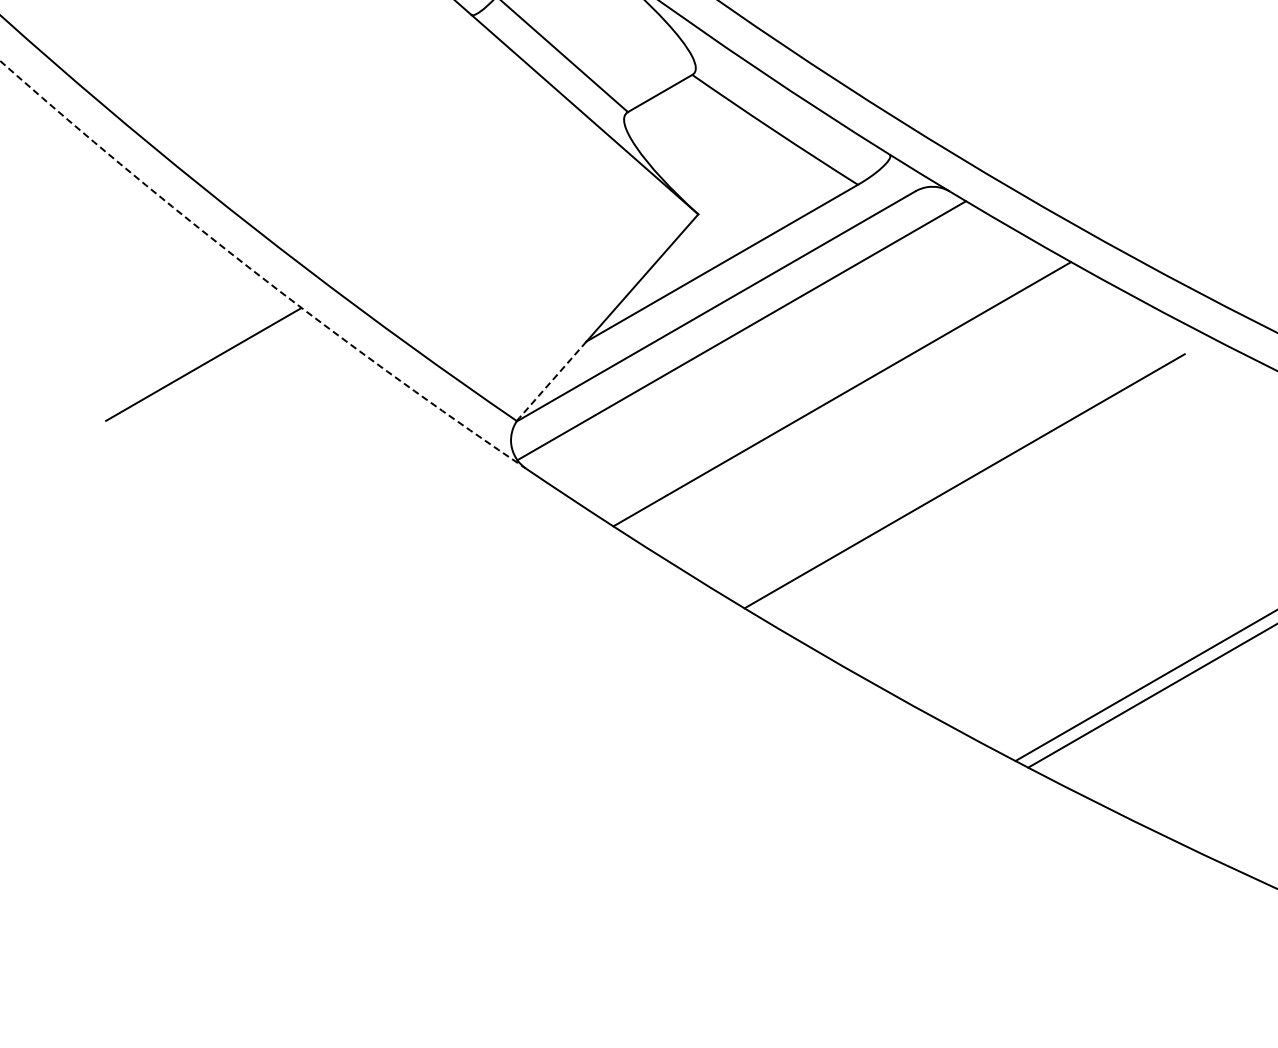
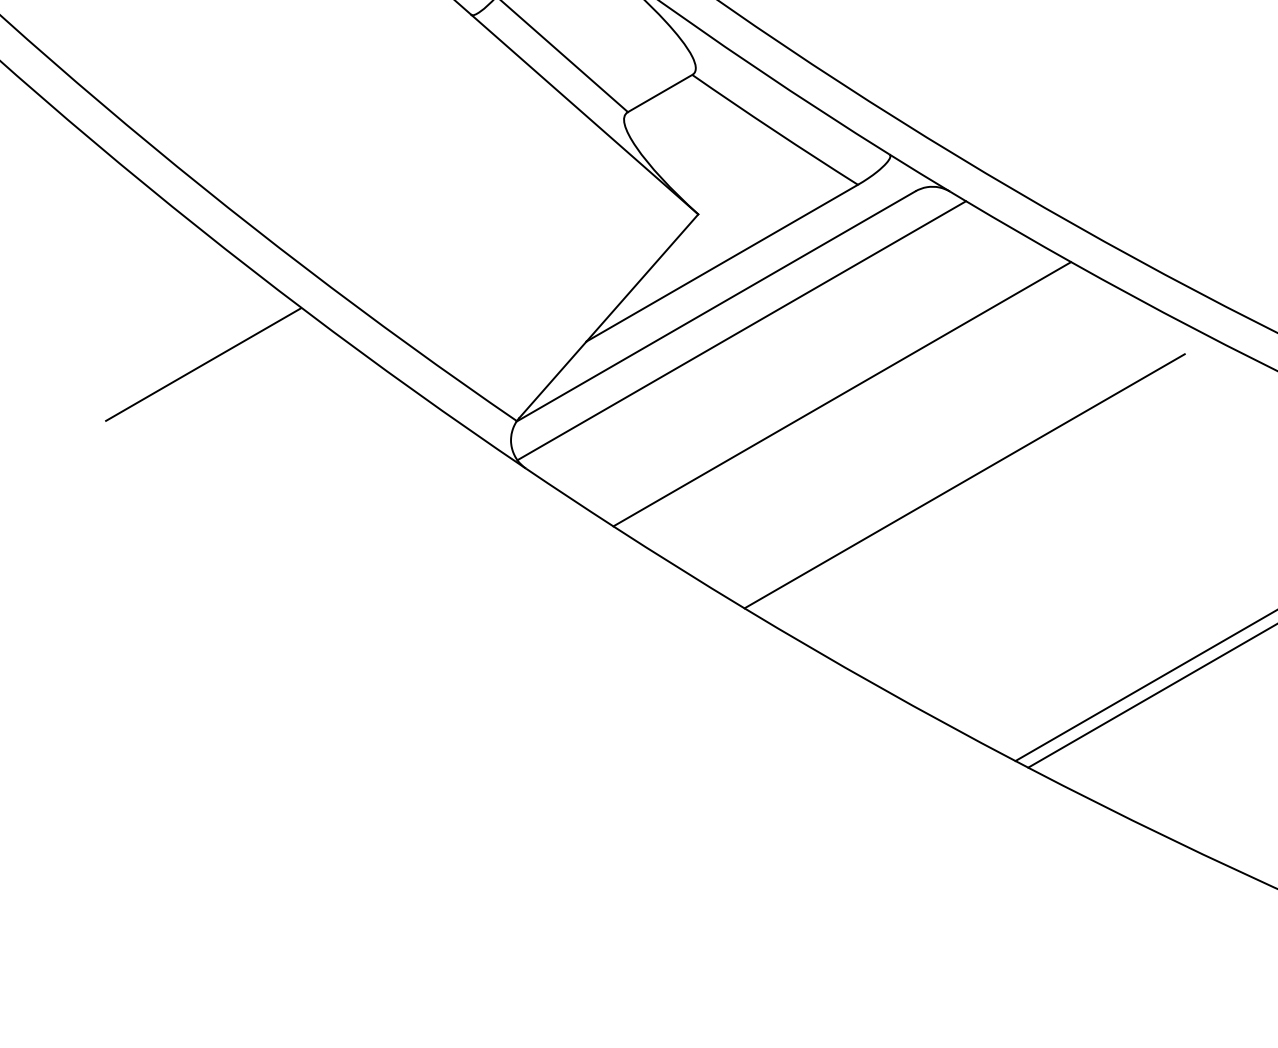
arc: dashed -> solid (256, 273)
line: dashed -> solid (553, 379)
